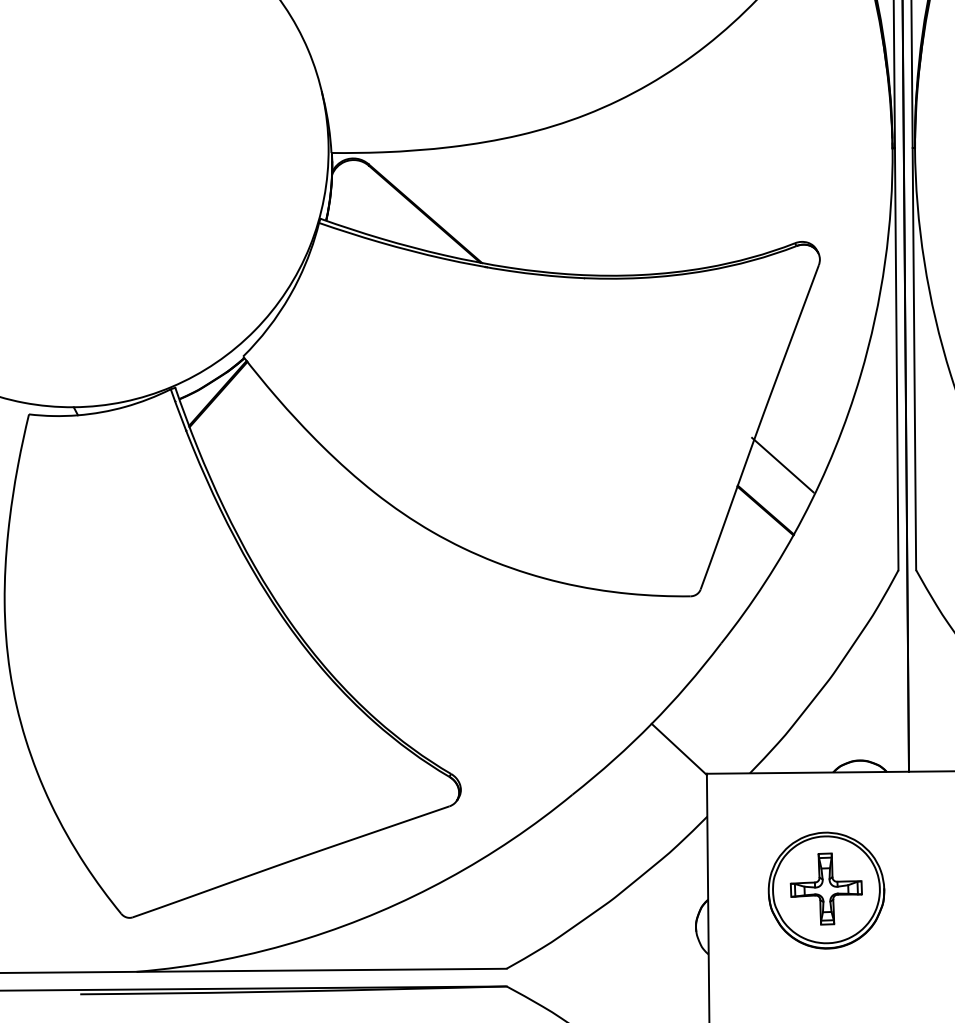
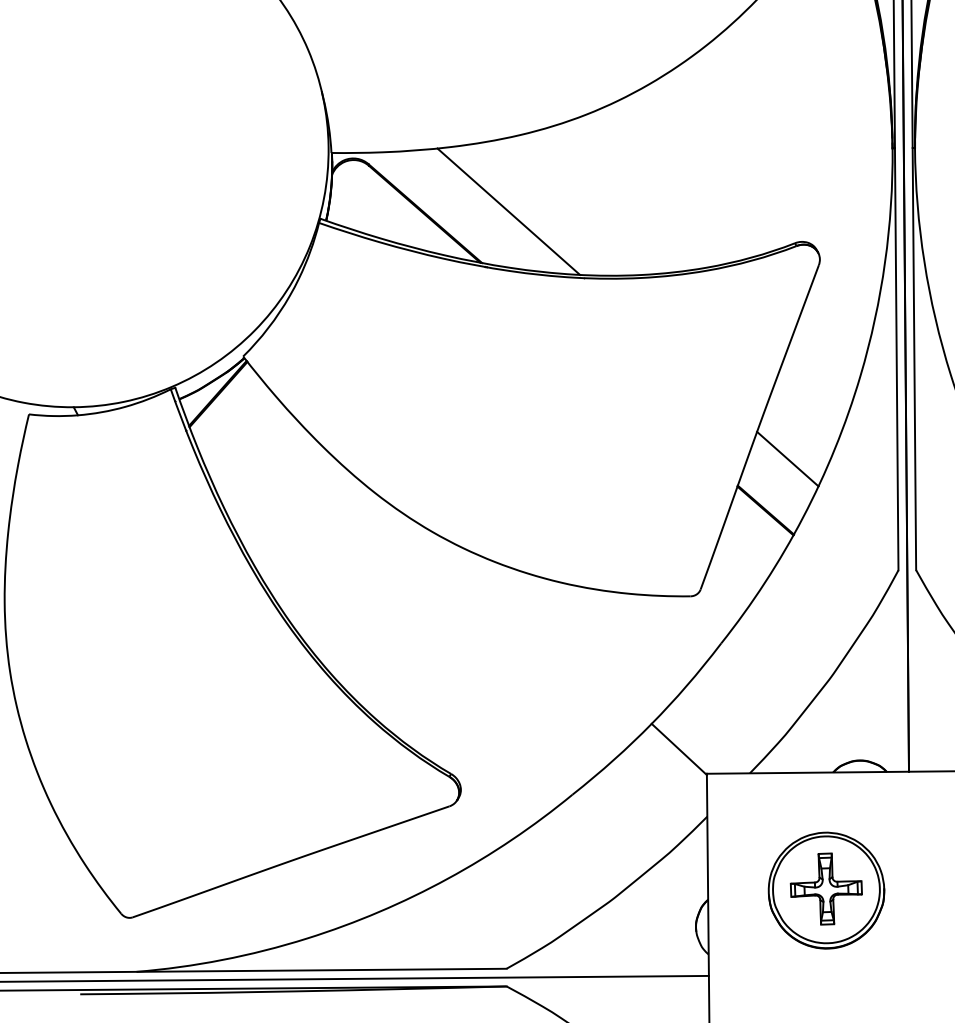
line: none -> present (508, 211)
line position: (782, 464) -> (787, 458) (787, 458)
line: none -> present (355, 978)
